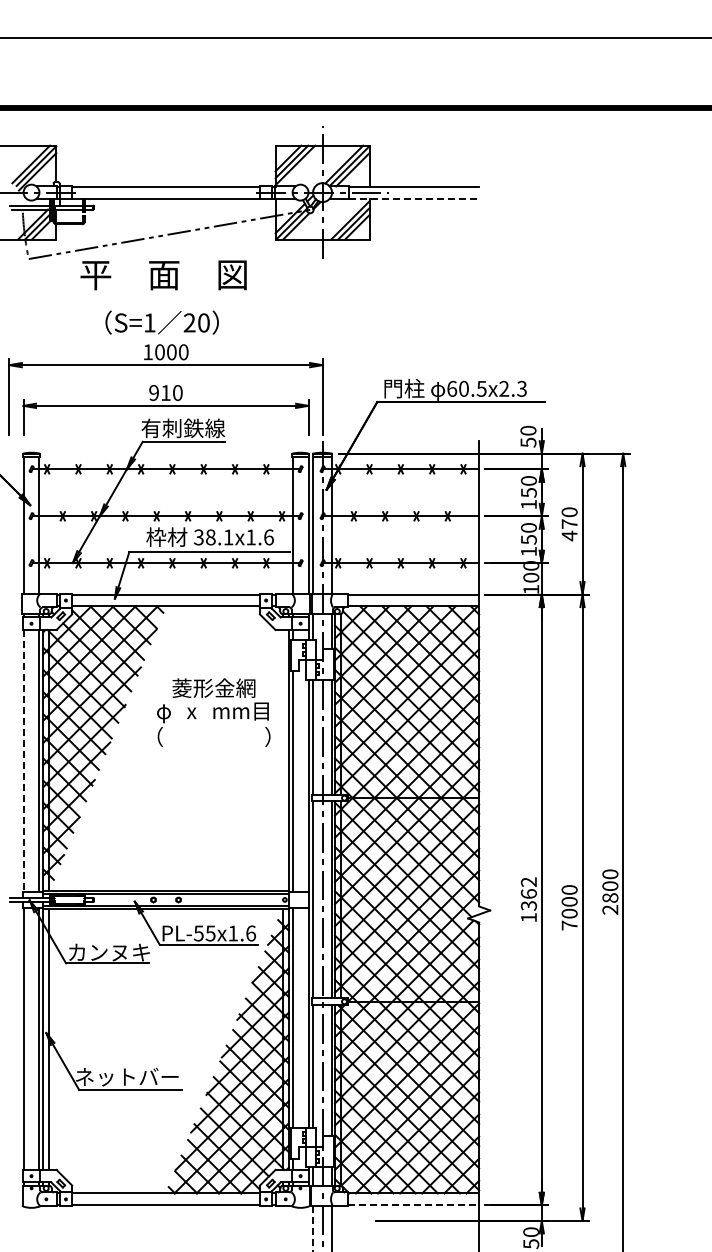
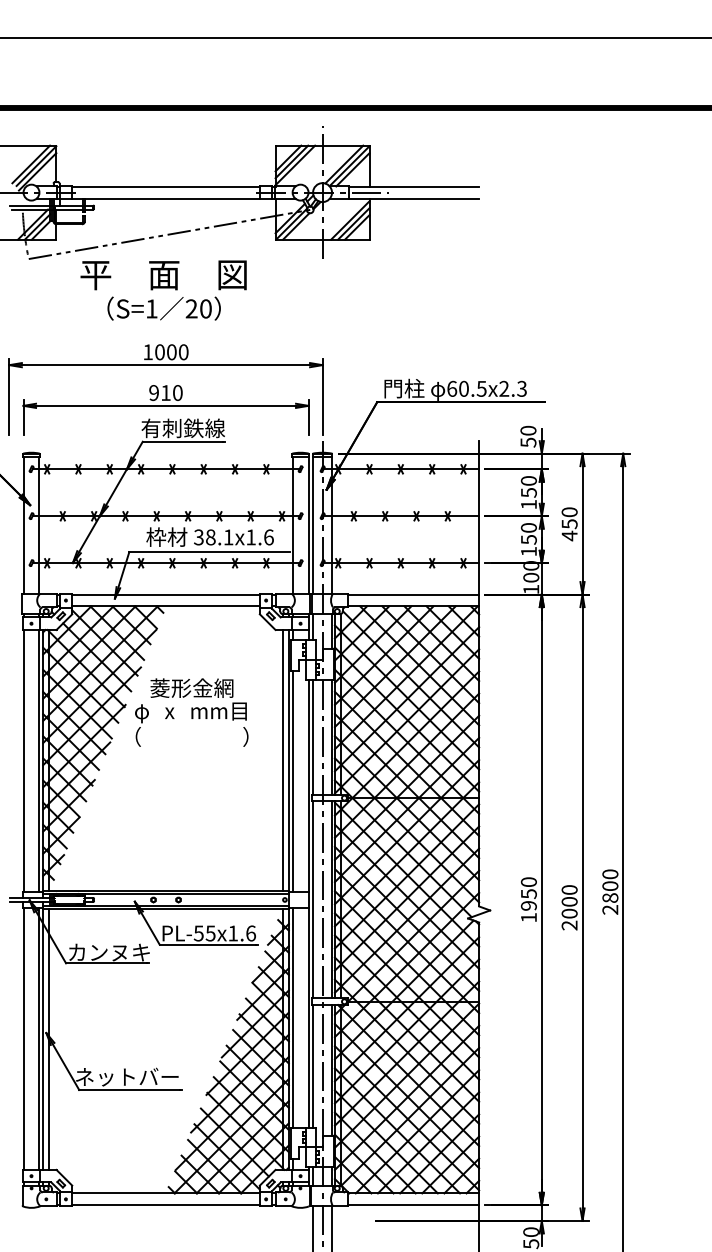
line: dashed -> solid (414, 198)
text position: (161, 322) -> (163, 308) (163, 308)
text: 470 -> 450 (569, 524)
text position: (213, 712) -> (191, 712) (191, 712)
line: none -> present (282, 760)
line: dashed -> solid (23, 761)
text: 1362 -> 1950 (528, 893)
text: 7000 -> 2000 (569, 925)
line: dashed -> solid (413, 1205)
line: dashed -> solid (313, 1229)
